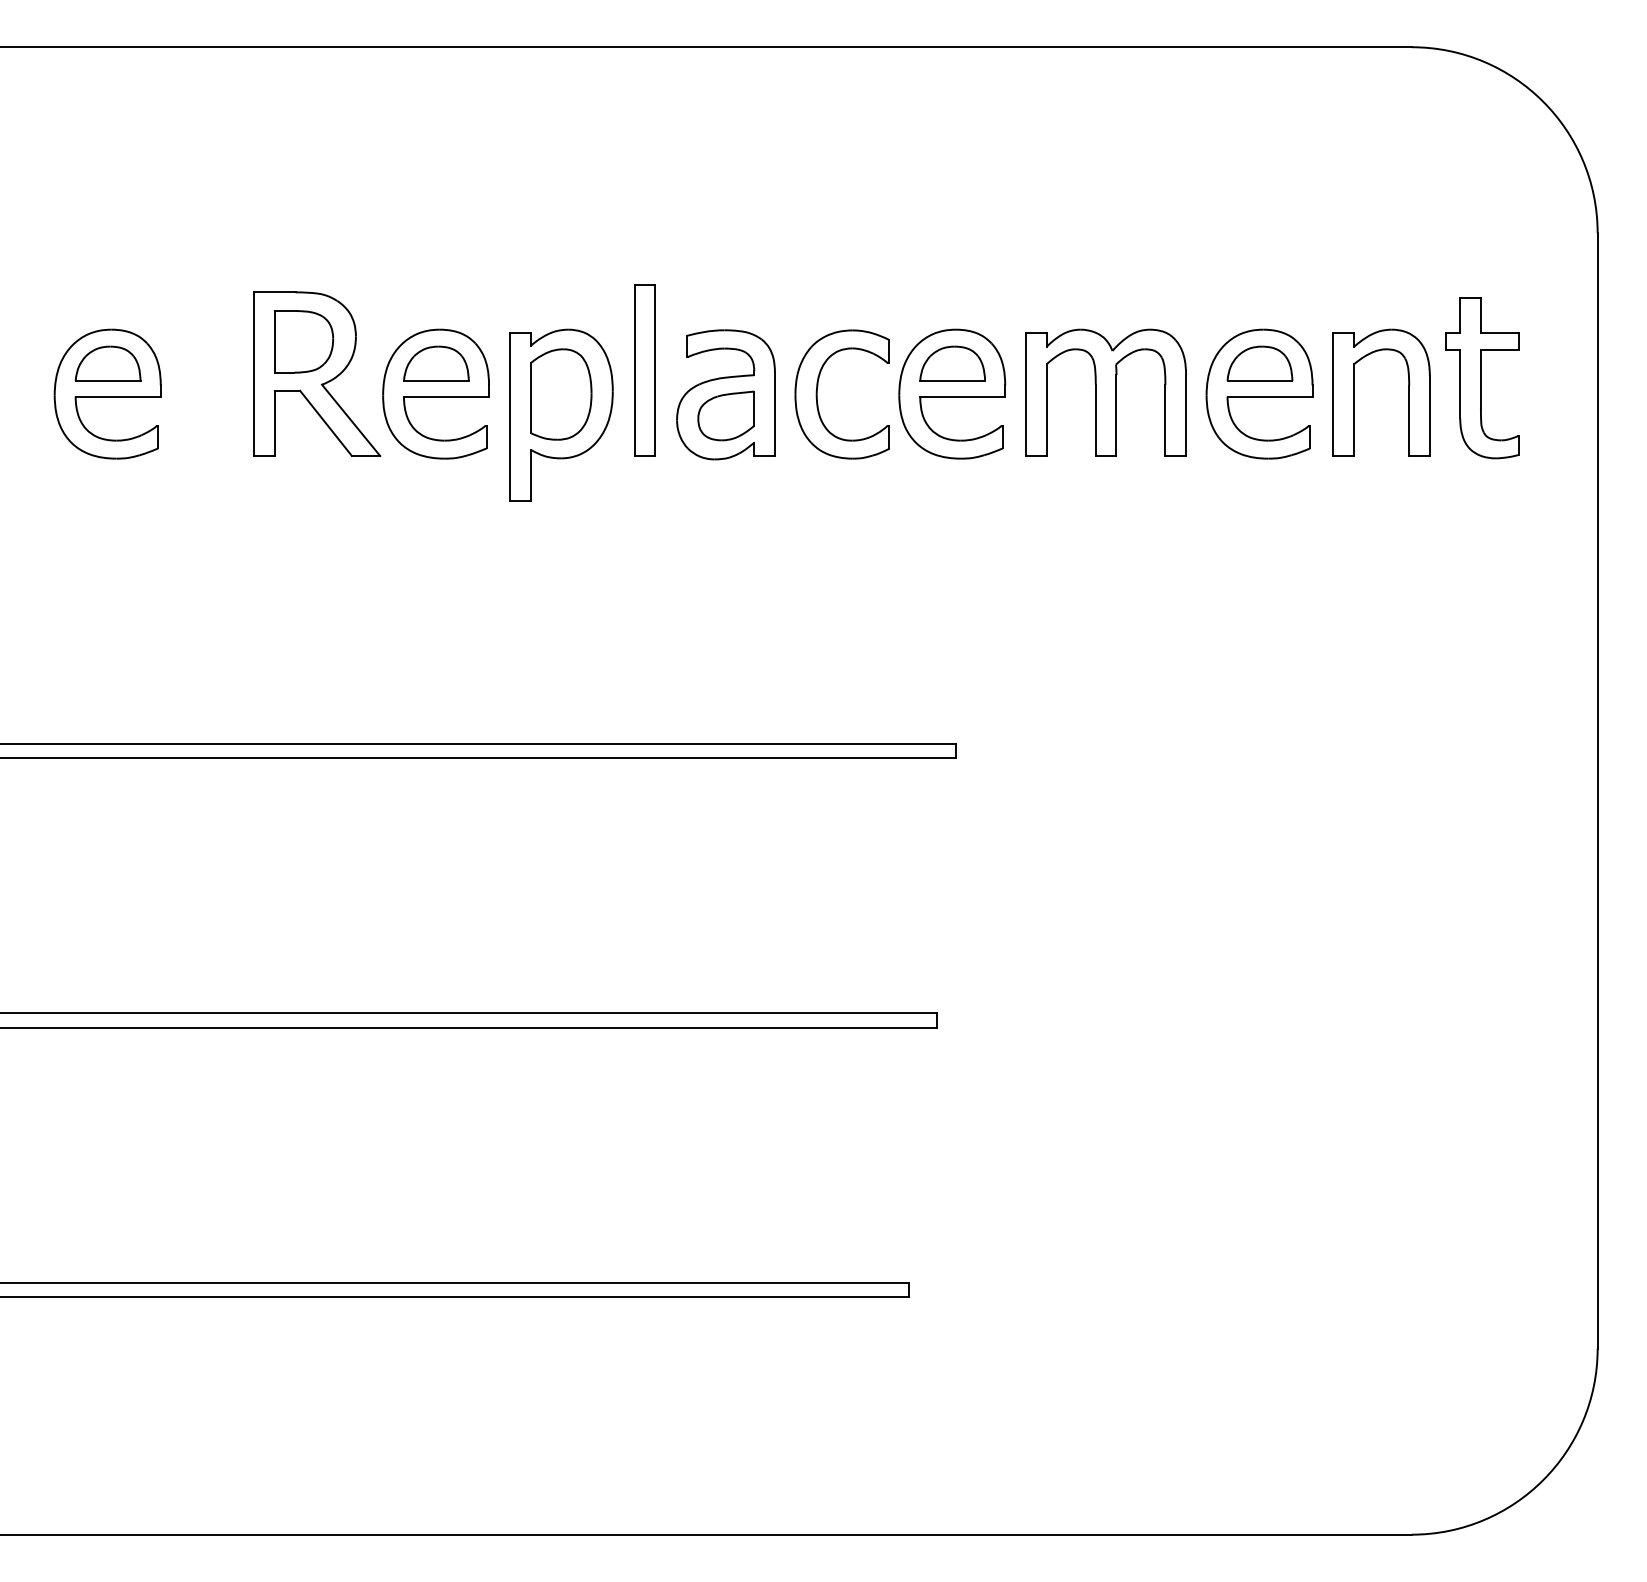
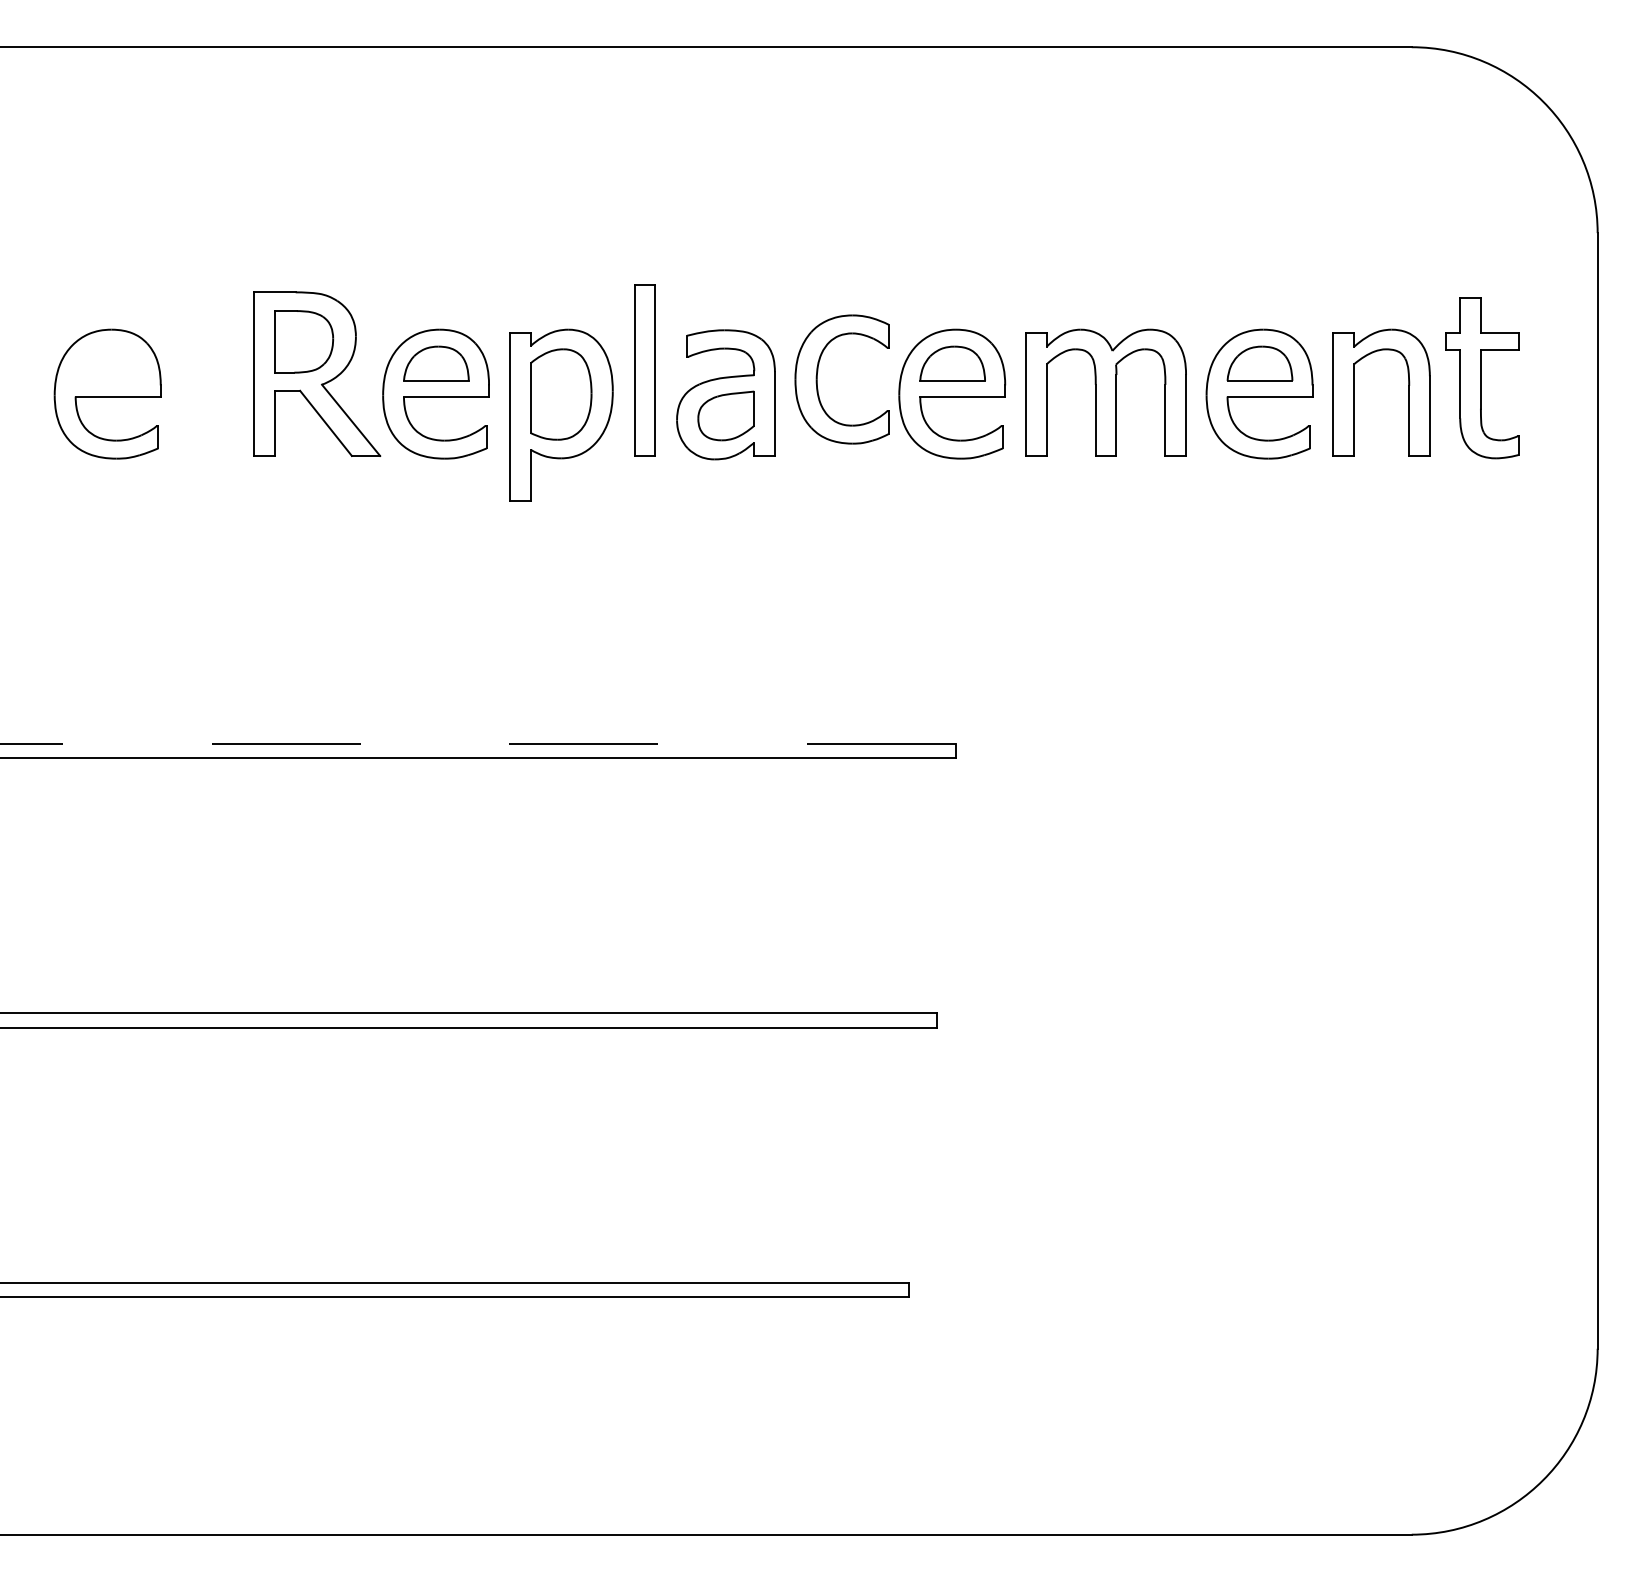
part: present -> none (107, 363)
part position: (817, 394) -> (817, 379) (817, 379)
line: solid -> dashed (477, 744)
